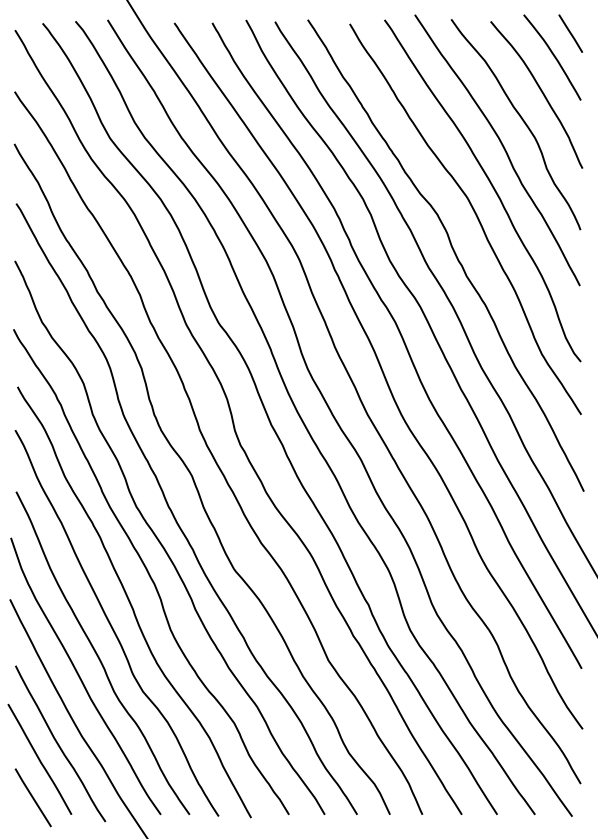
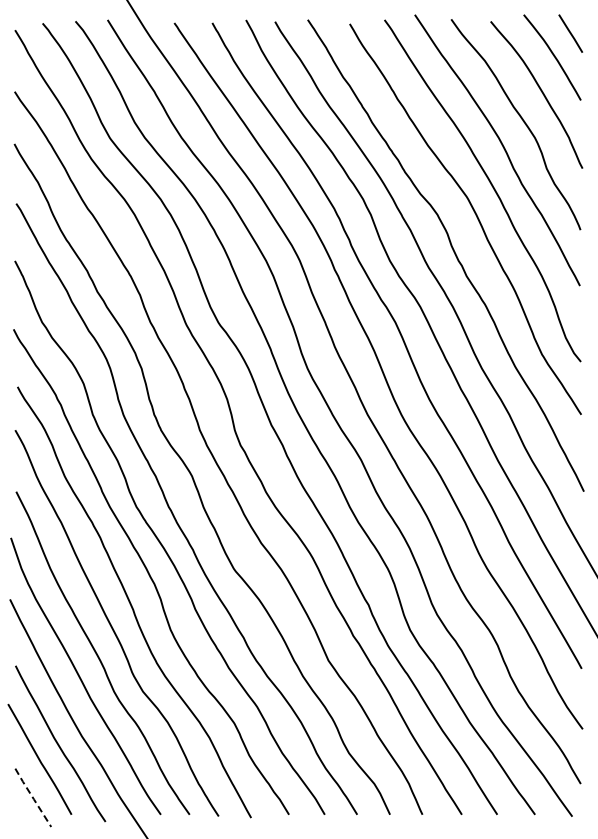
line: solid -> dashed (32, 797)
